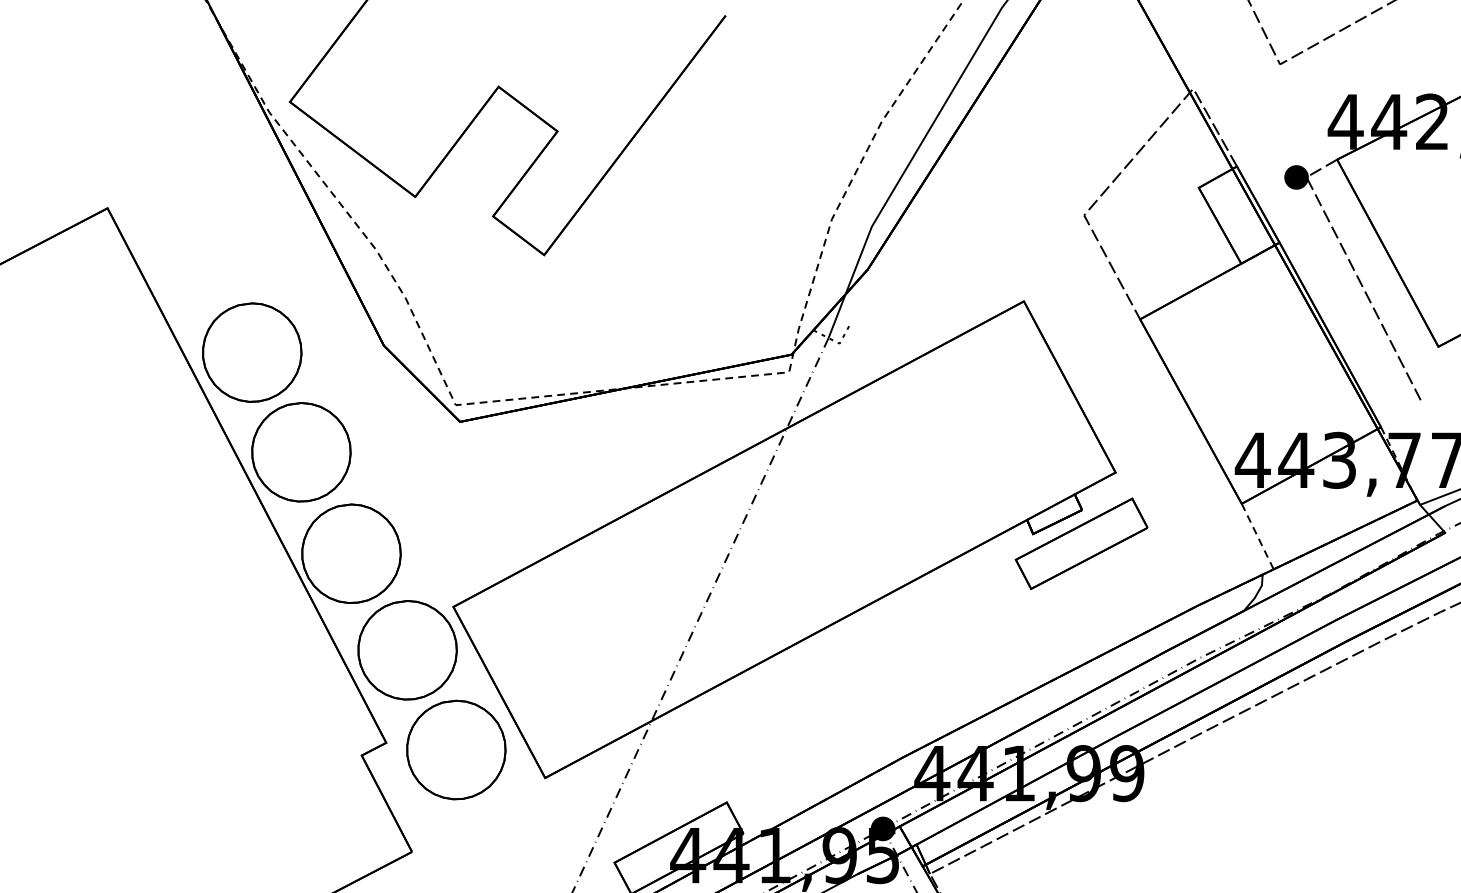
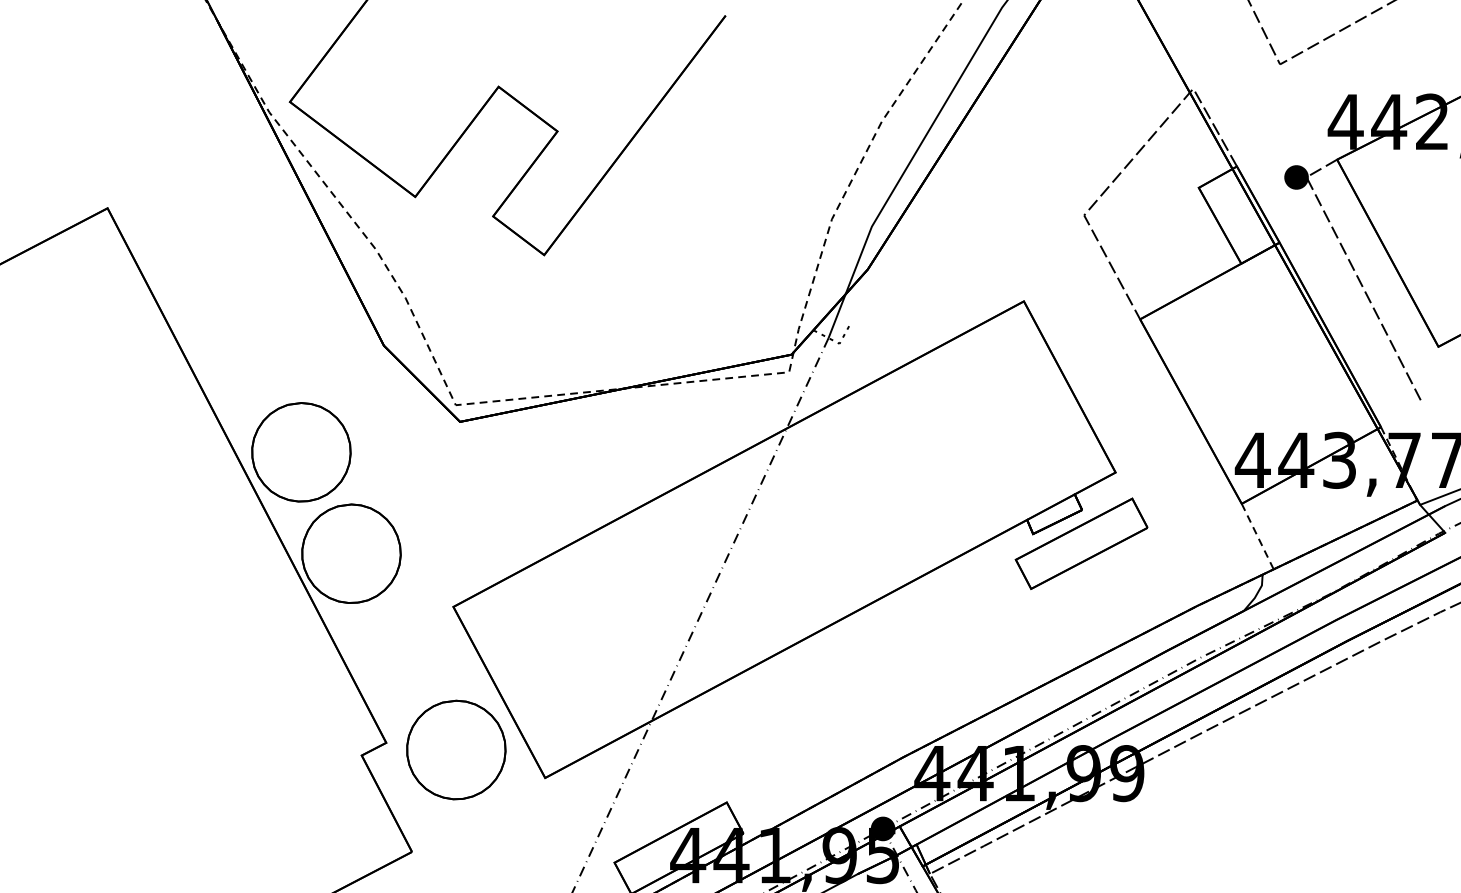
part: present -> none (252, 352)
part: present -> none (407, 650)
